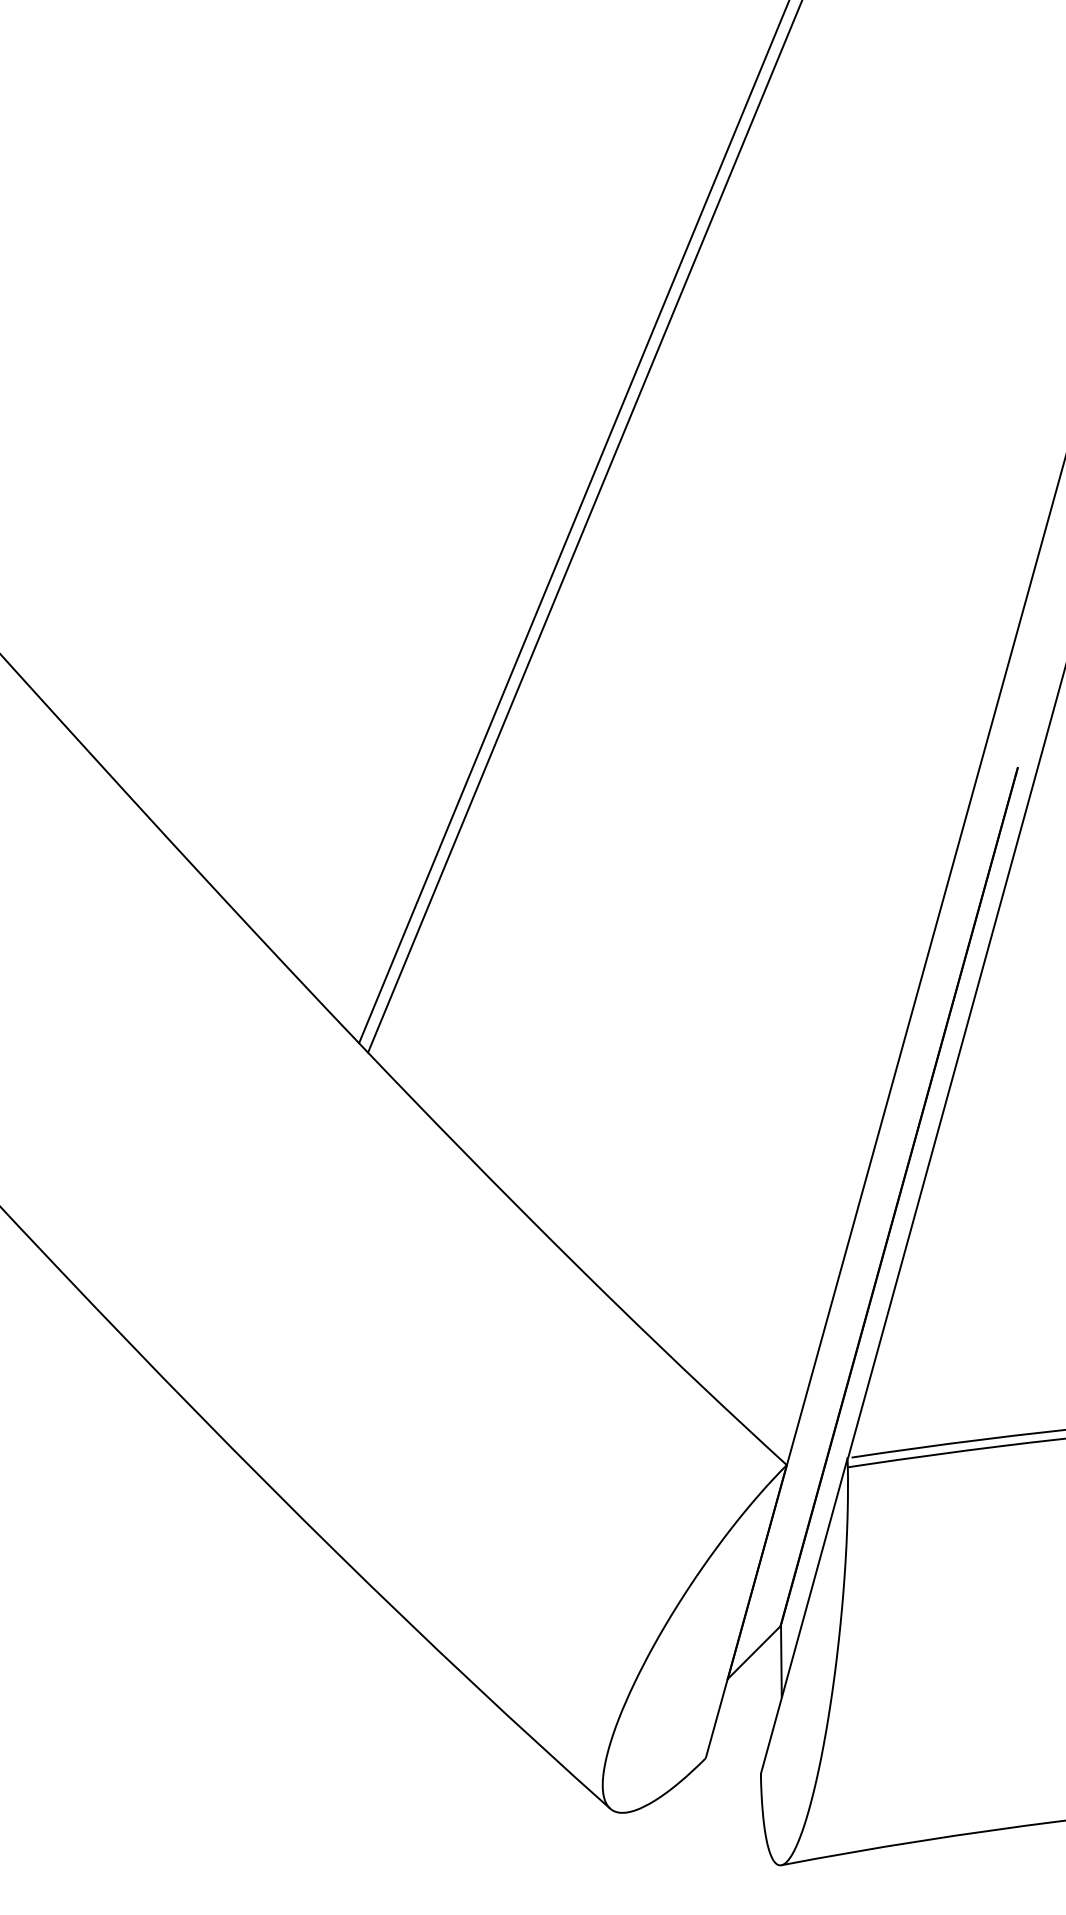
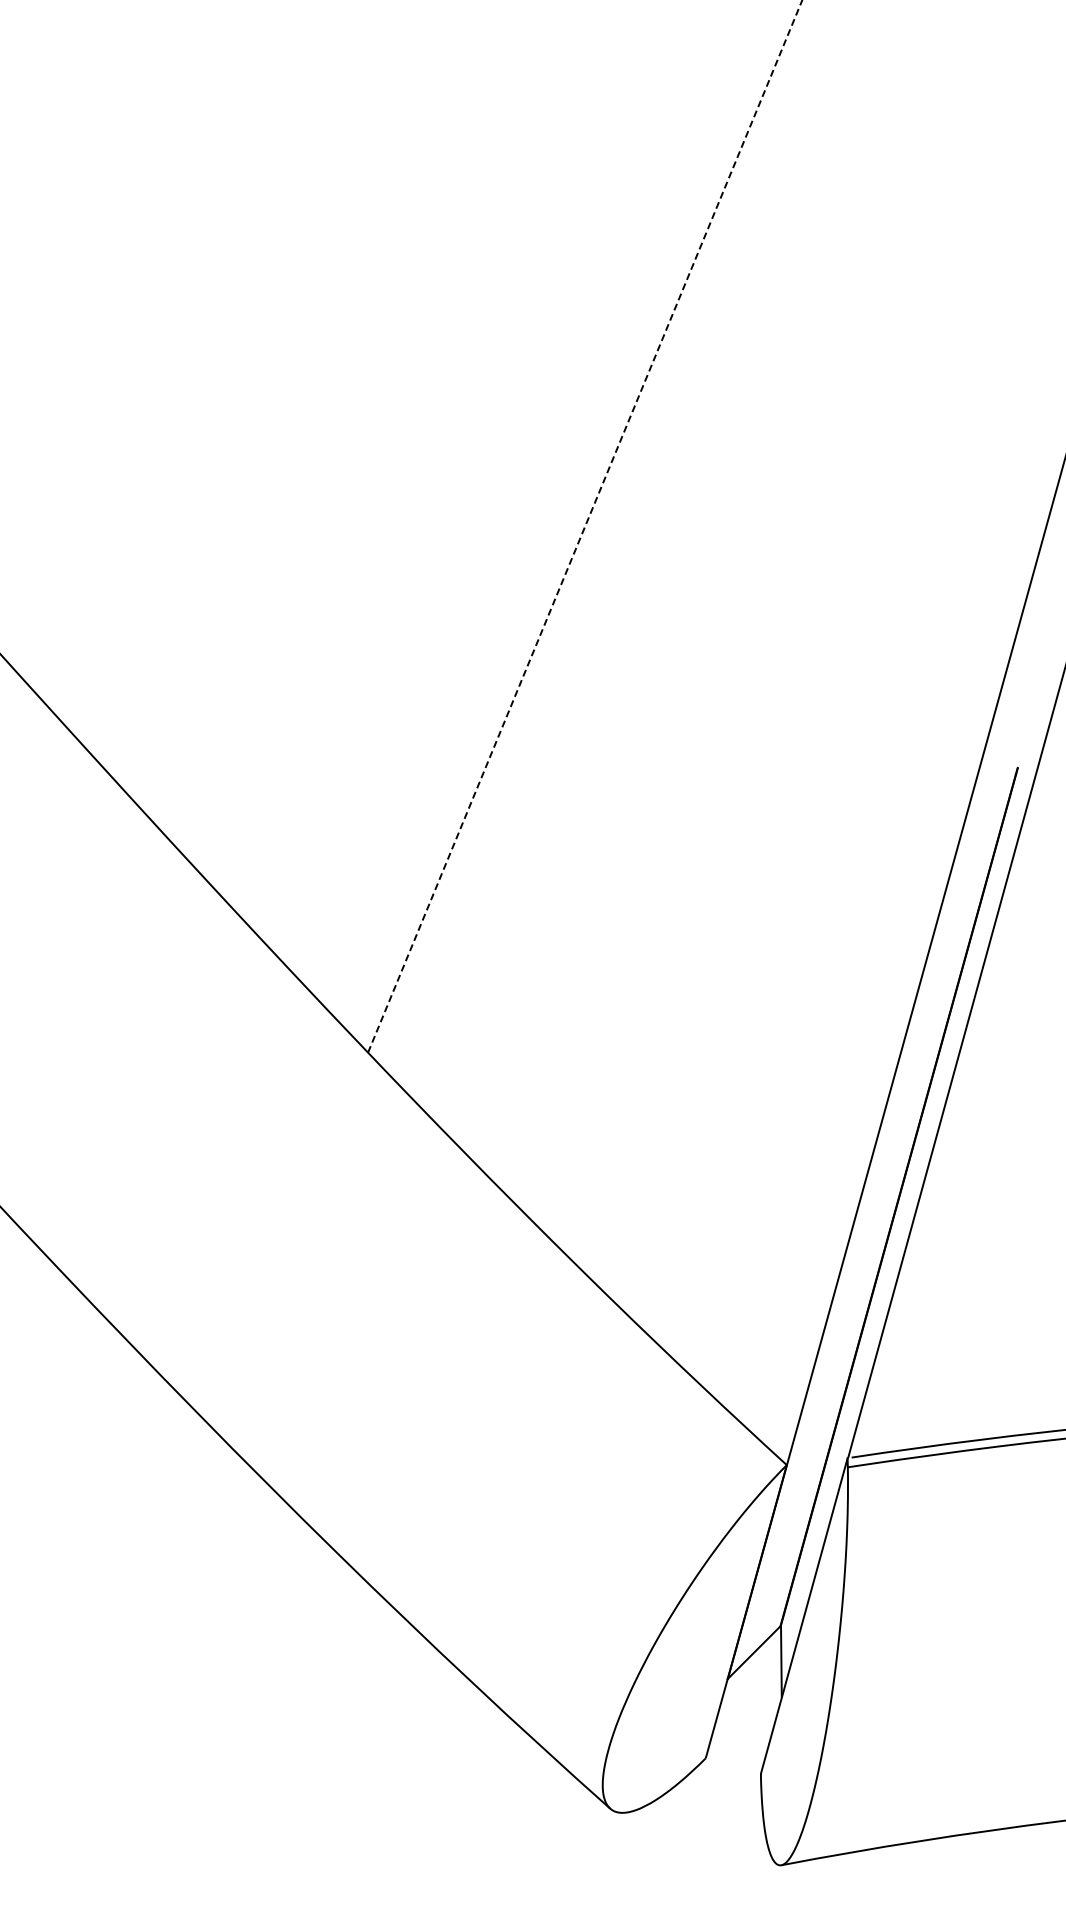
line: present -> none (573, 522)
line: solid -> dashed (585, 526)
